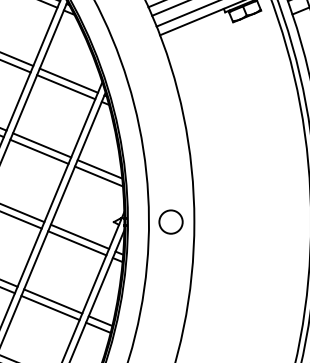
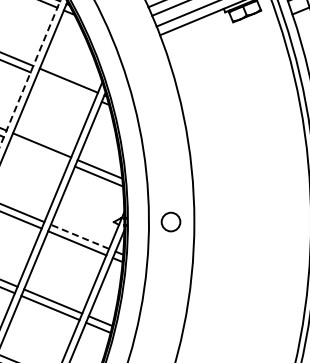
line: solid -> dashed (30, 73)
line: present -> none (66, 87)
line: present -> none (39, 151)
circle size: 26x26 px -> 22x22 px (170, 221)
line: solid -> dashed (79, 236)
